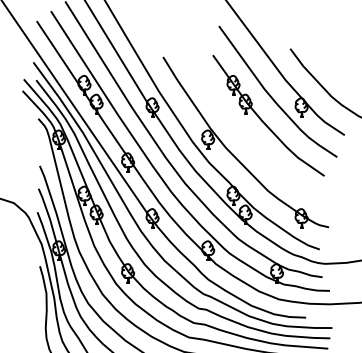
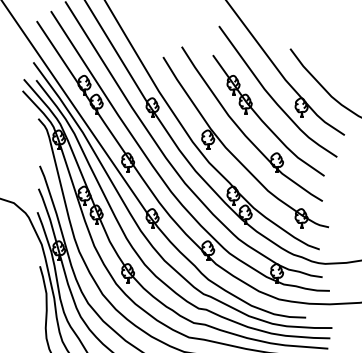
part: none -> present (243, 131)
